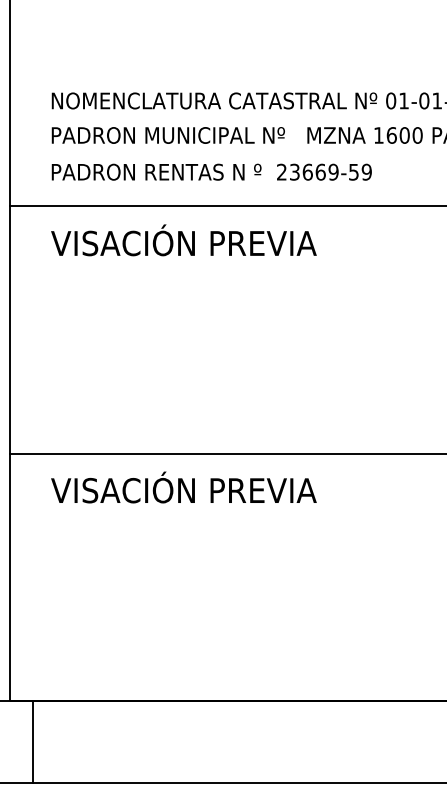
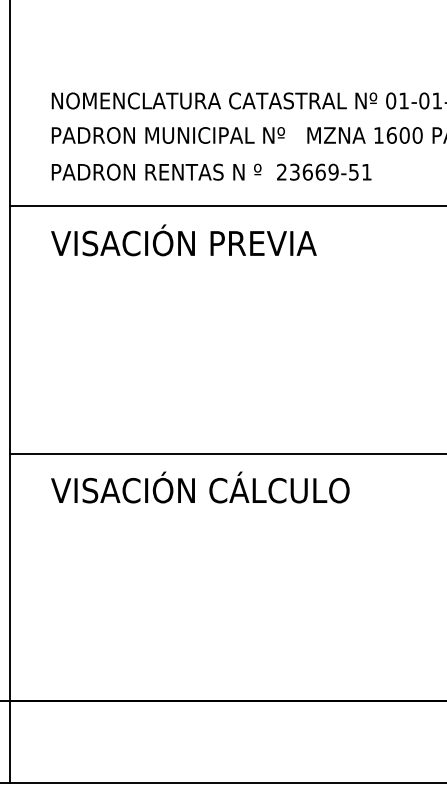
text: 23669-59 -> 23669-51 (366, 171)
text: VISACIÓN PREVIA -> VISACIÓN CÁLCULO (279, 487)
line position: (32, 741) -> (9, 741) (9, 741)
